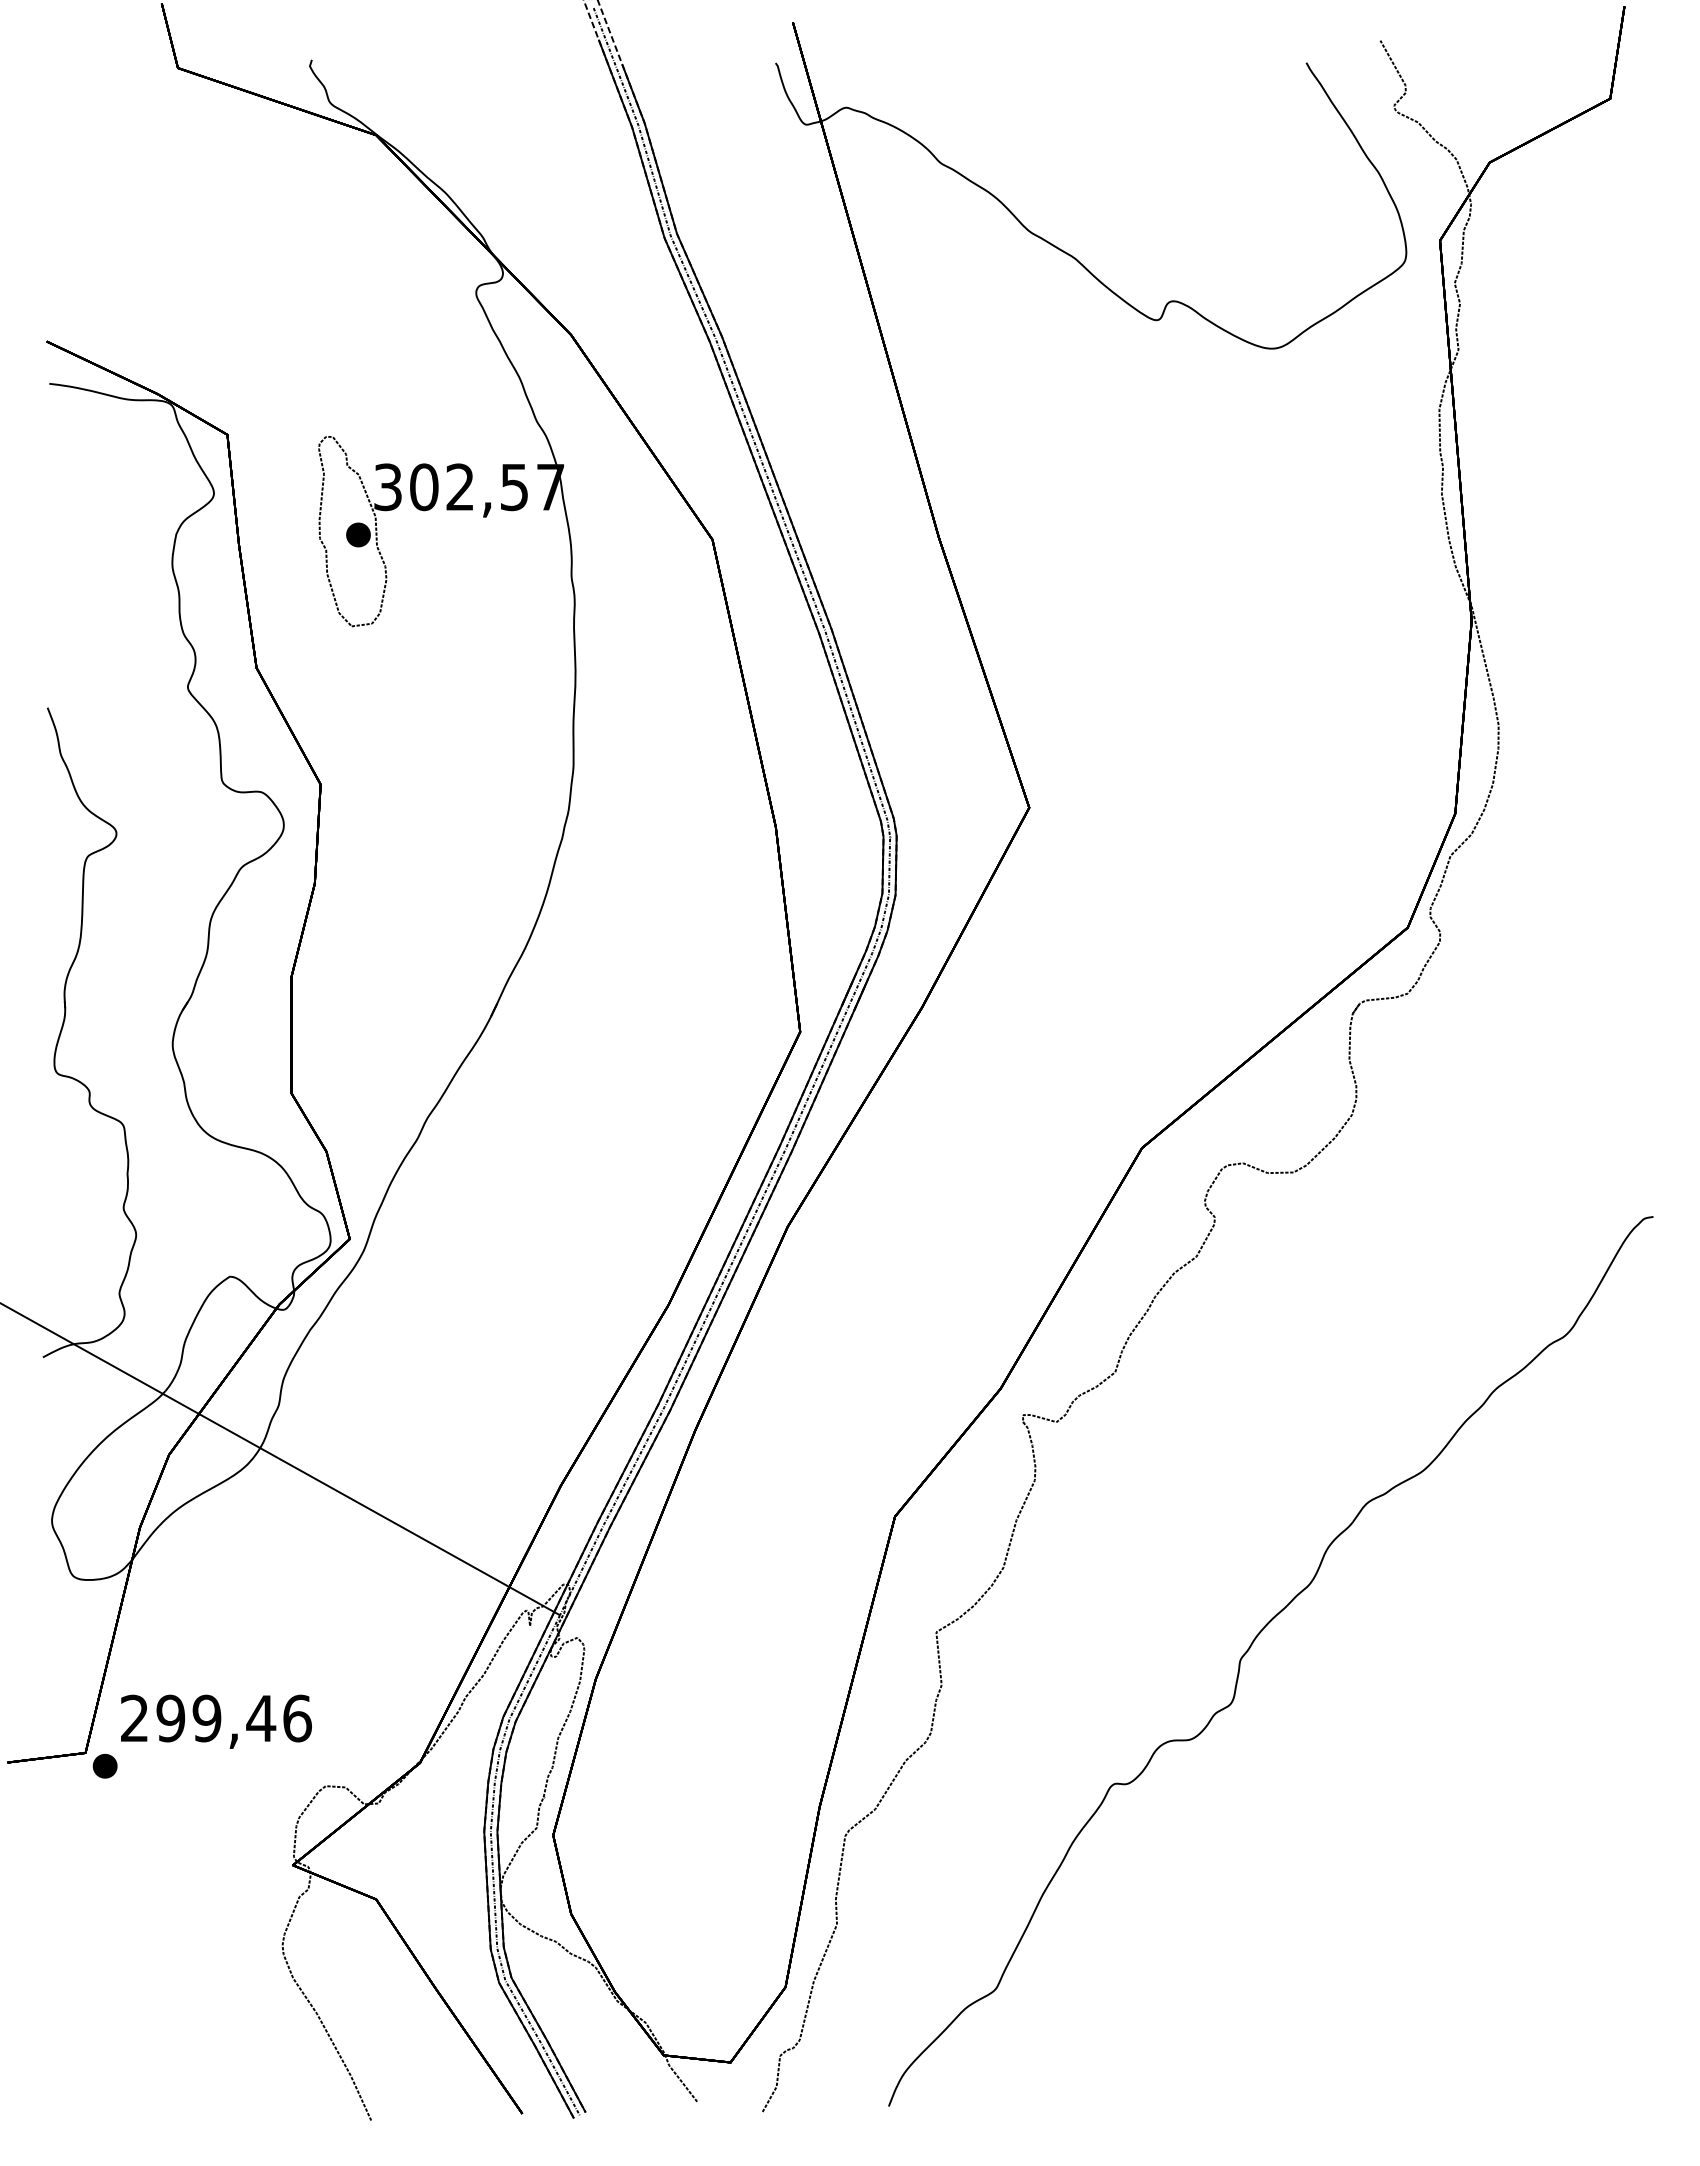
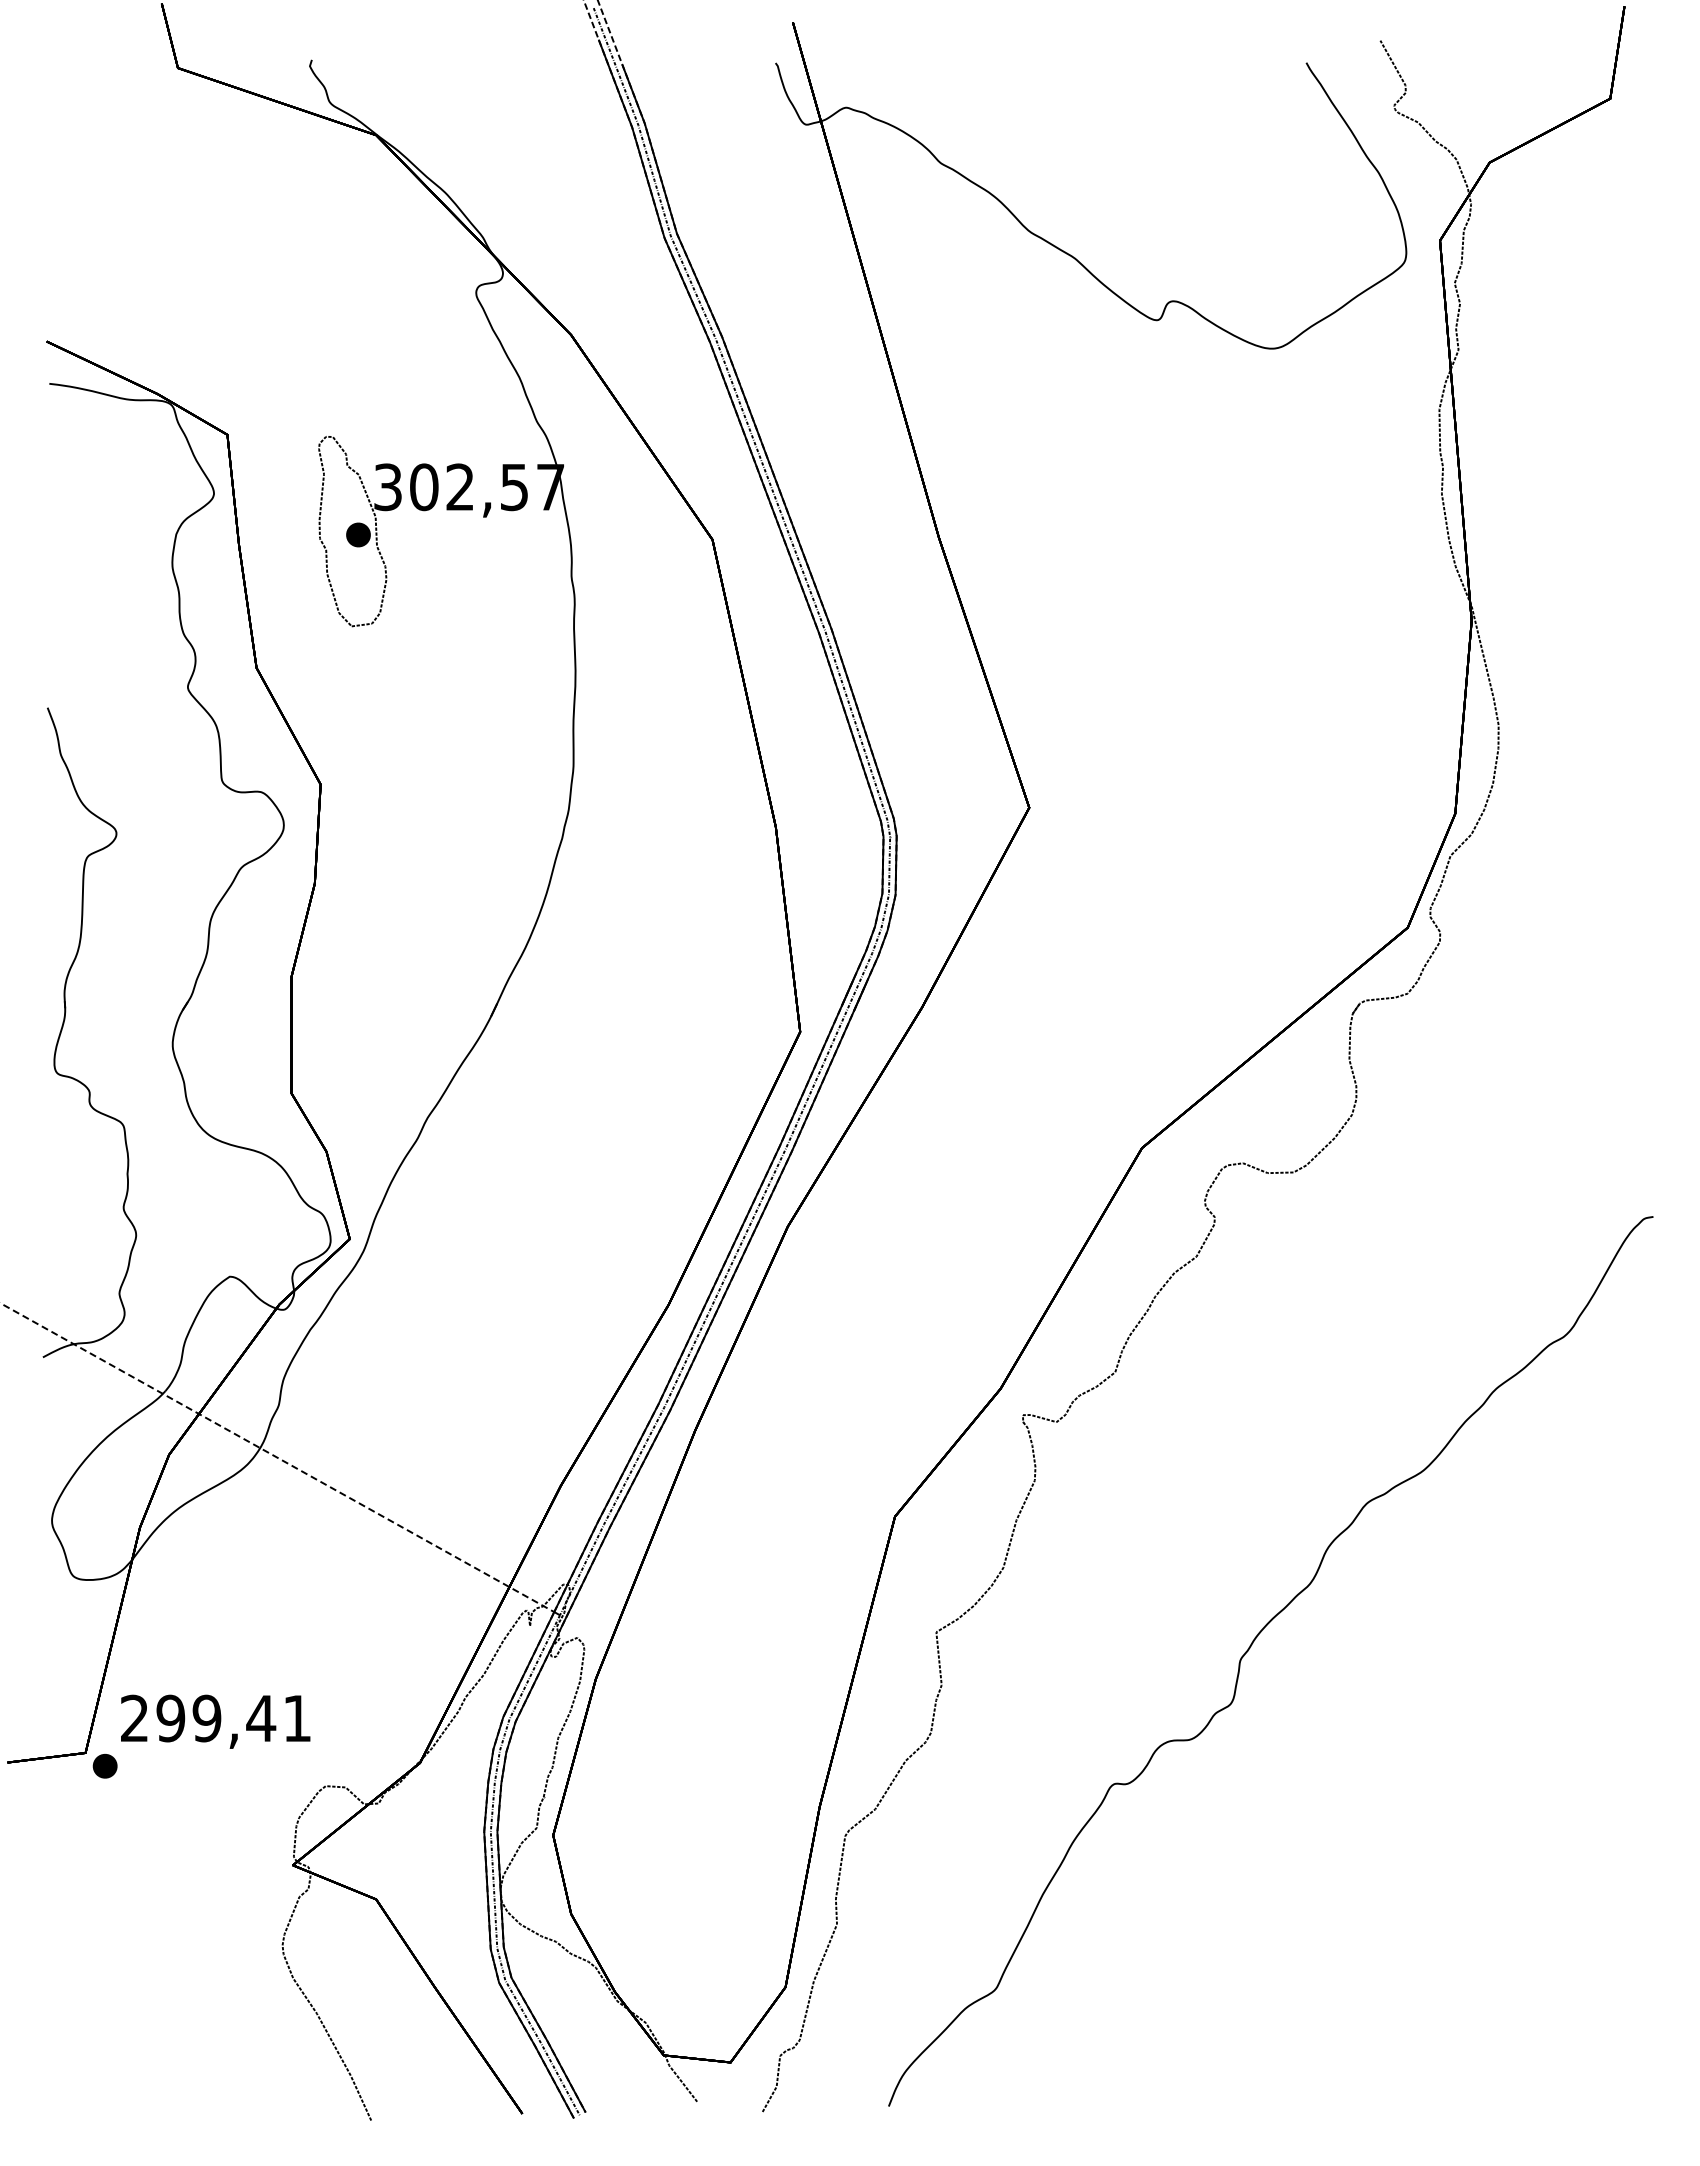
line: solid -> dashed (277, 1457)
text: 299,46 -> 299,41 (297, 1718)
